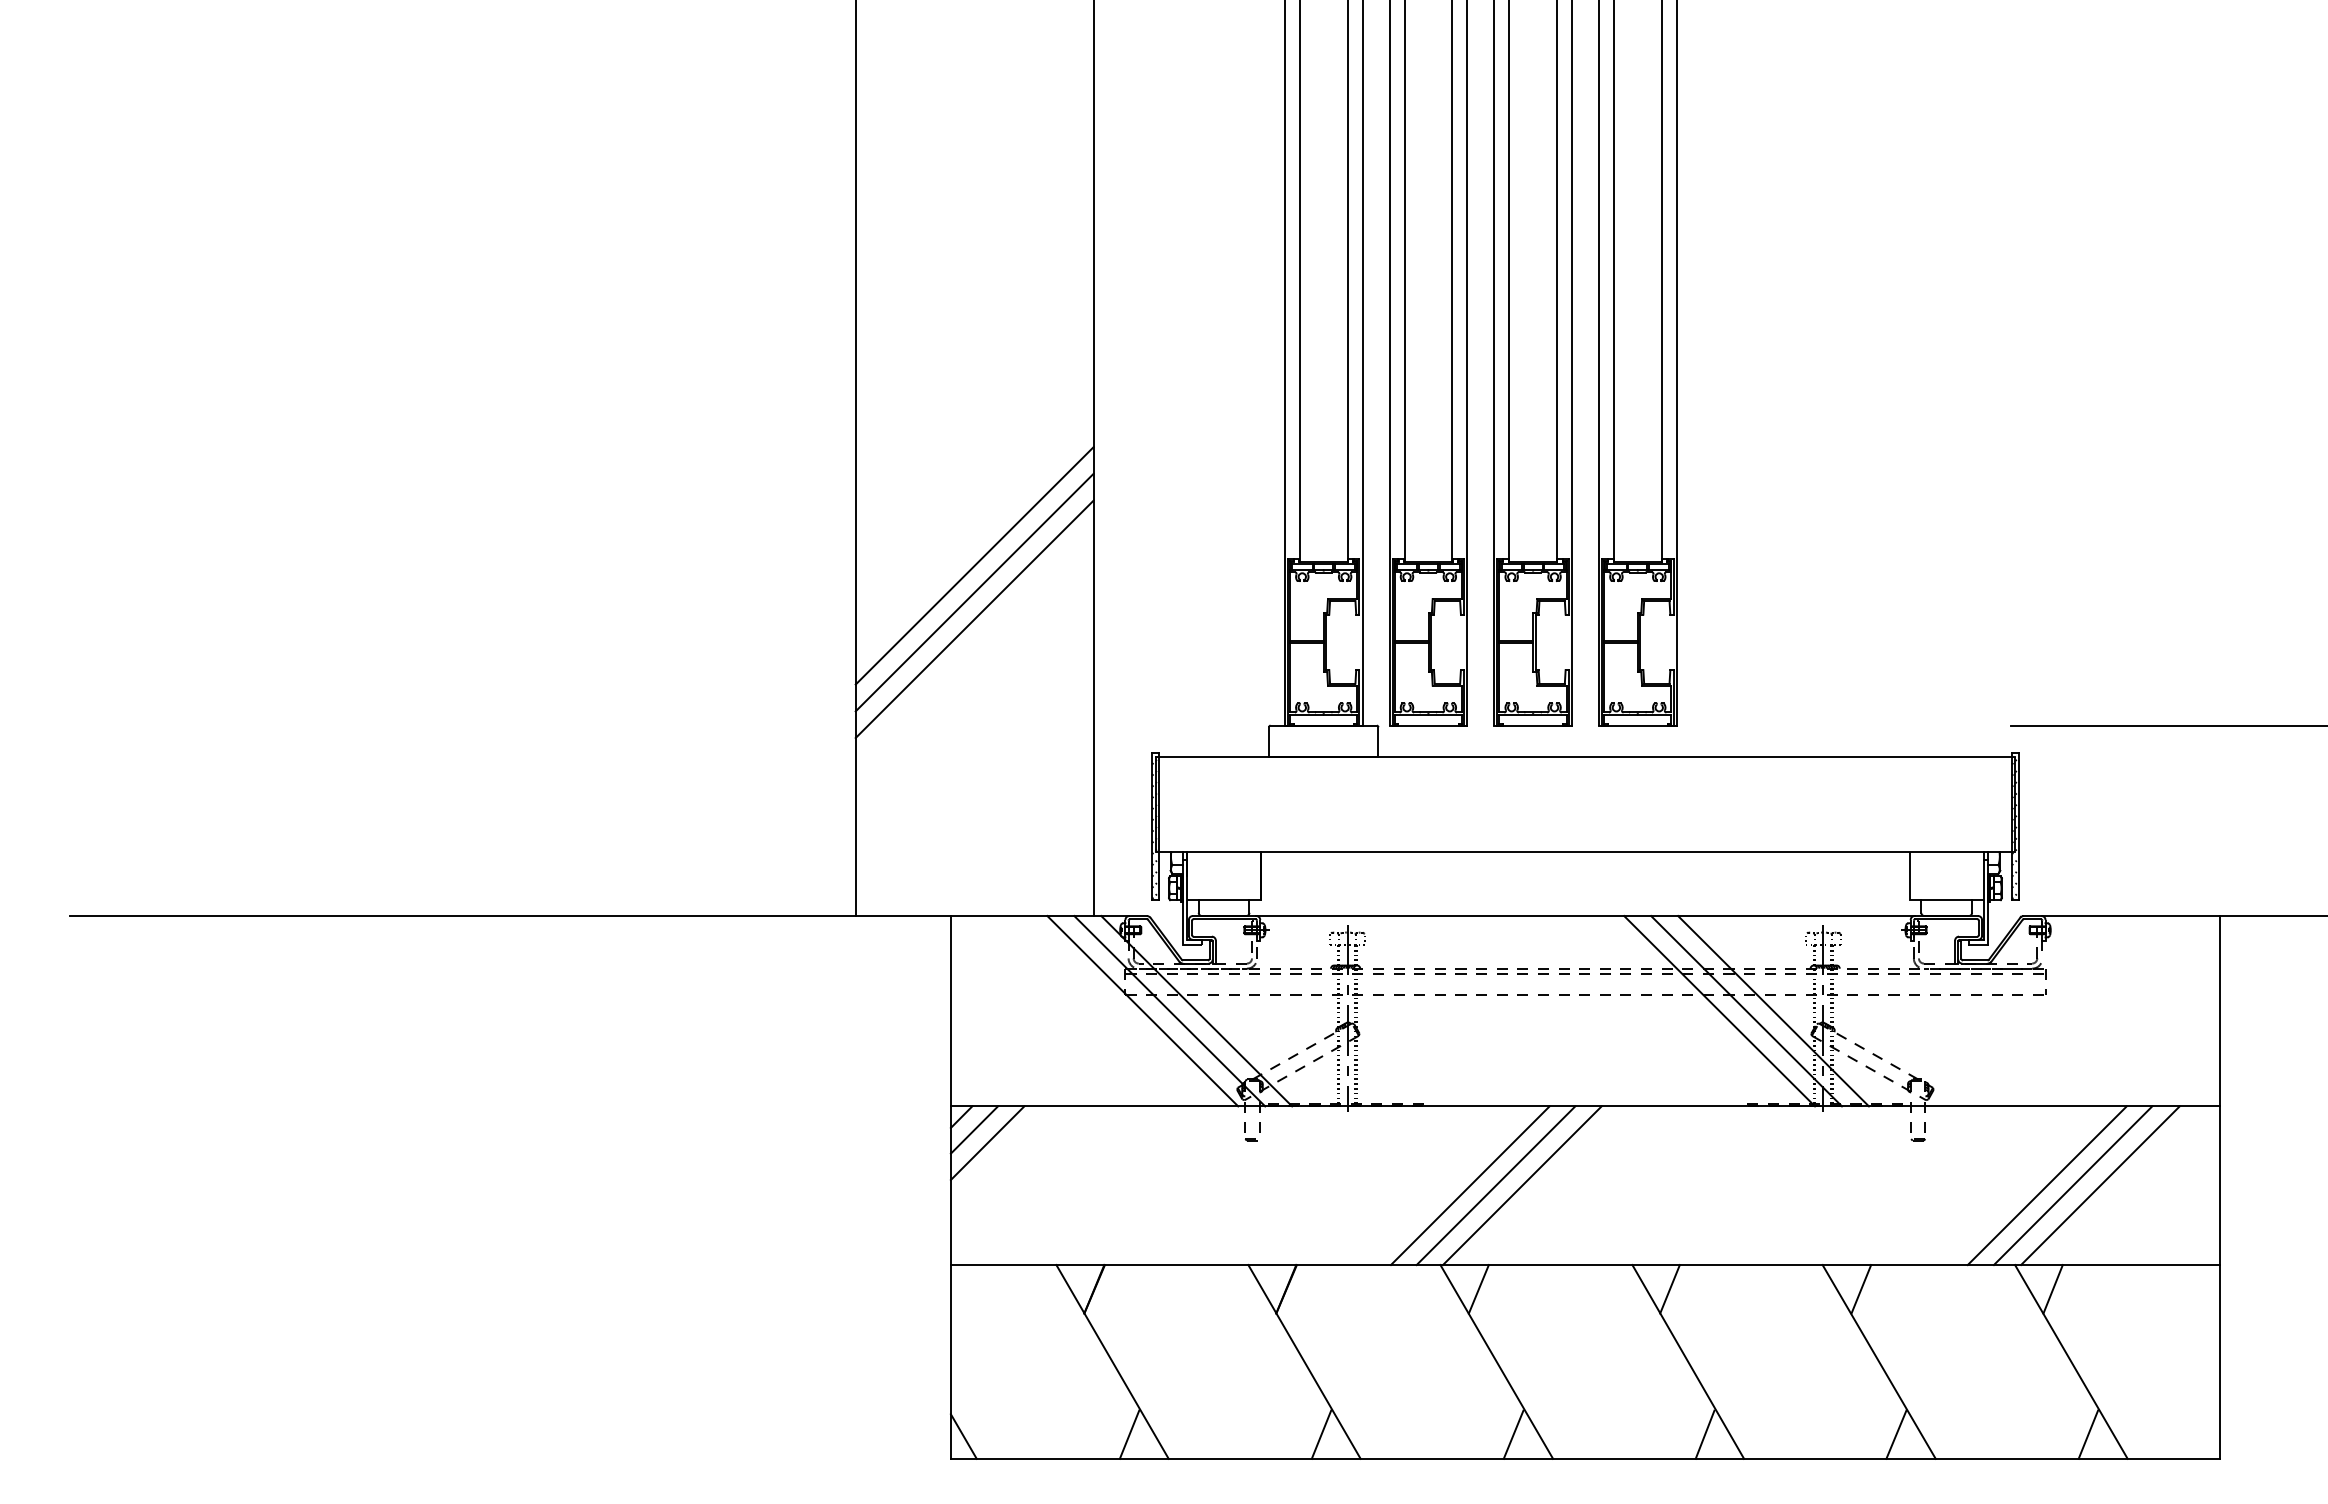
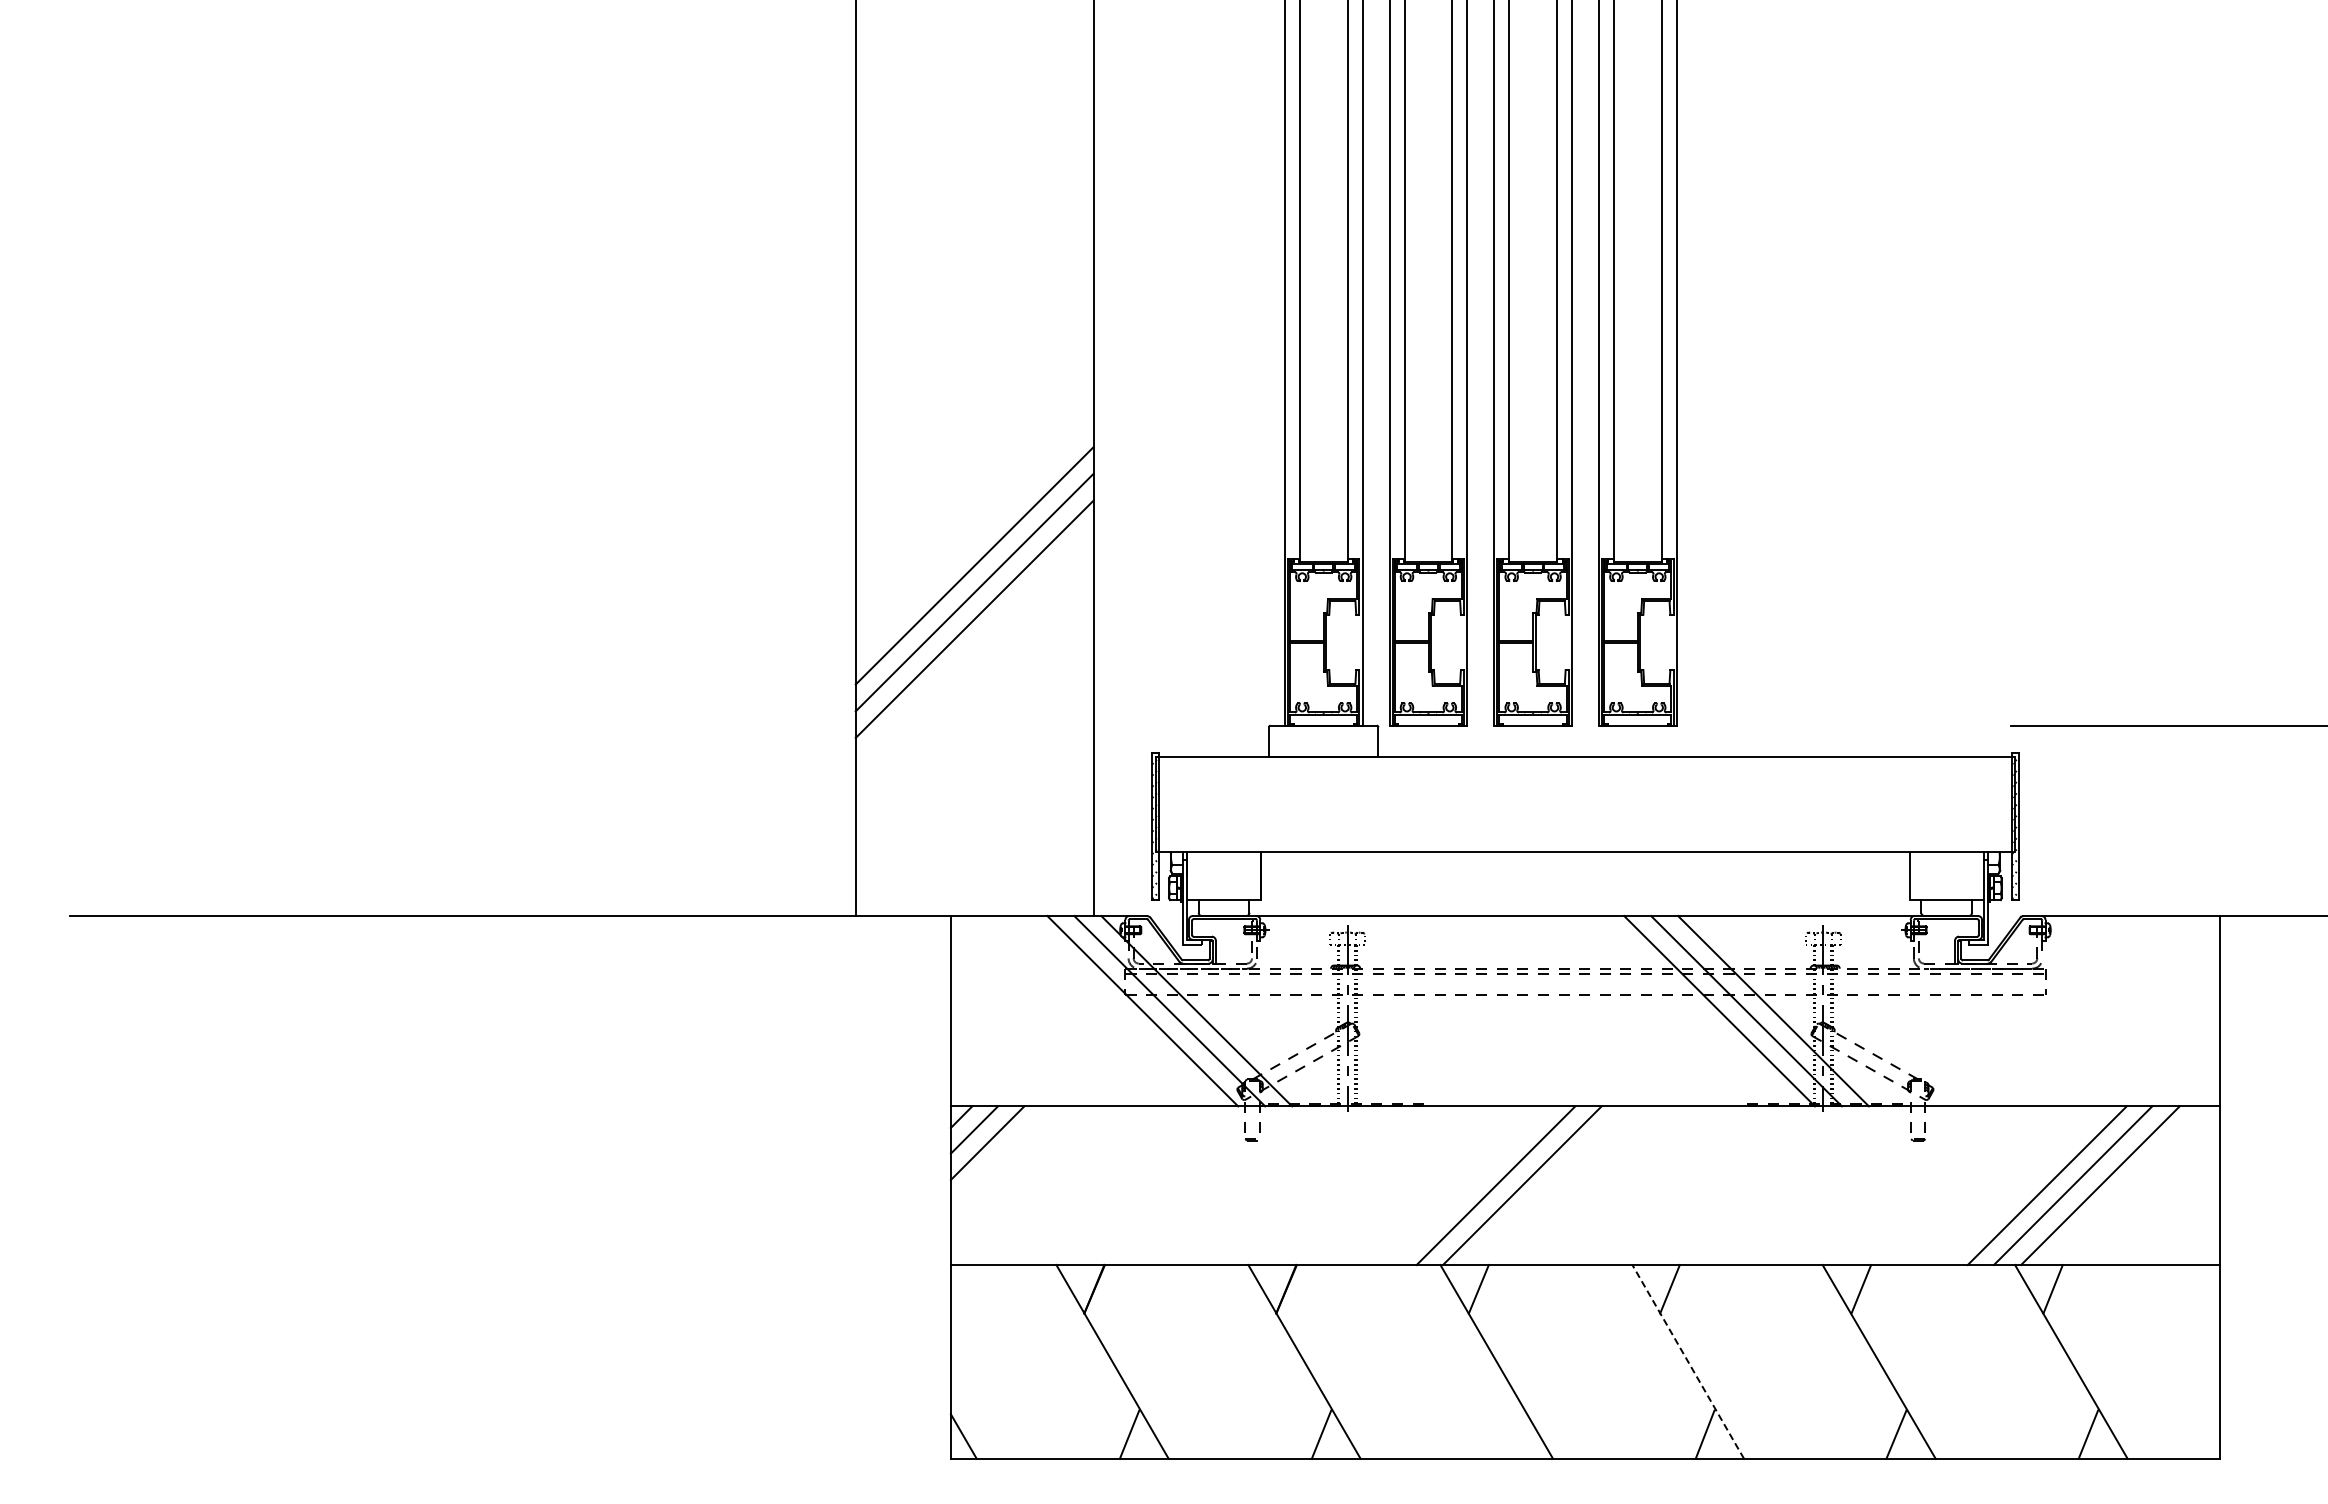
line: present -> none (1469, 1185)
line: solid -> dashed (1688, 1361)
line: present -> none (1513, 1434)
